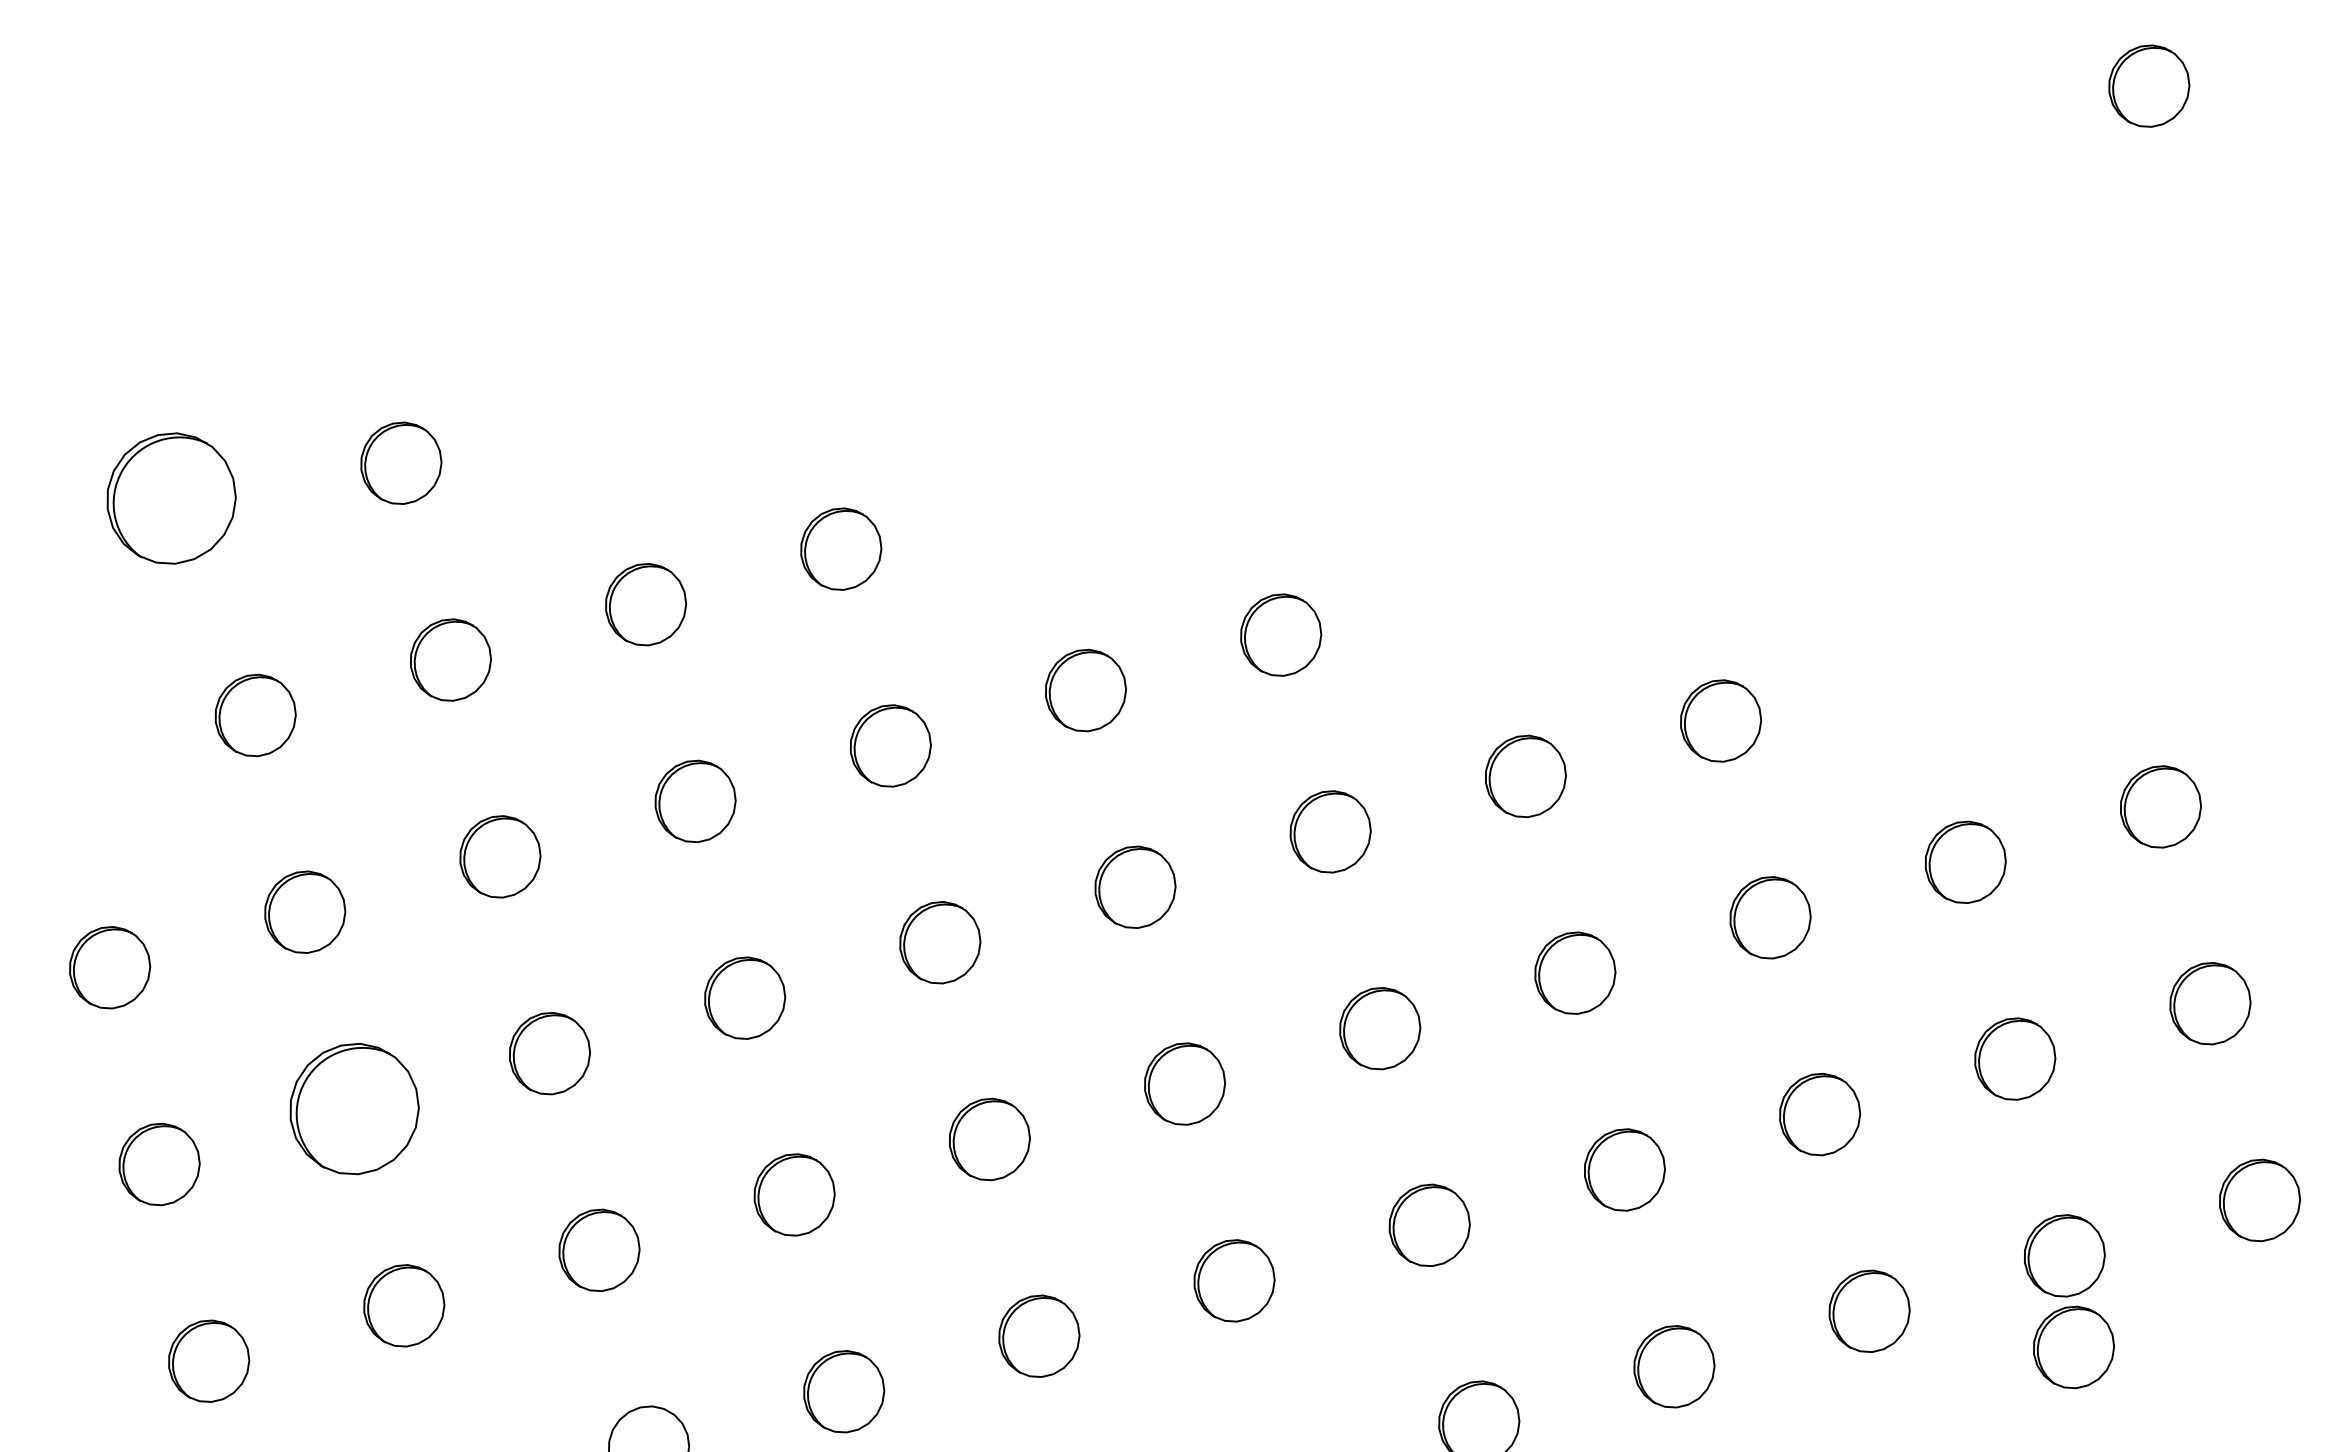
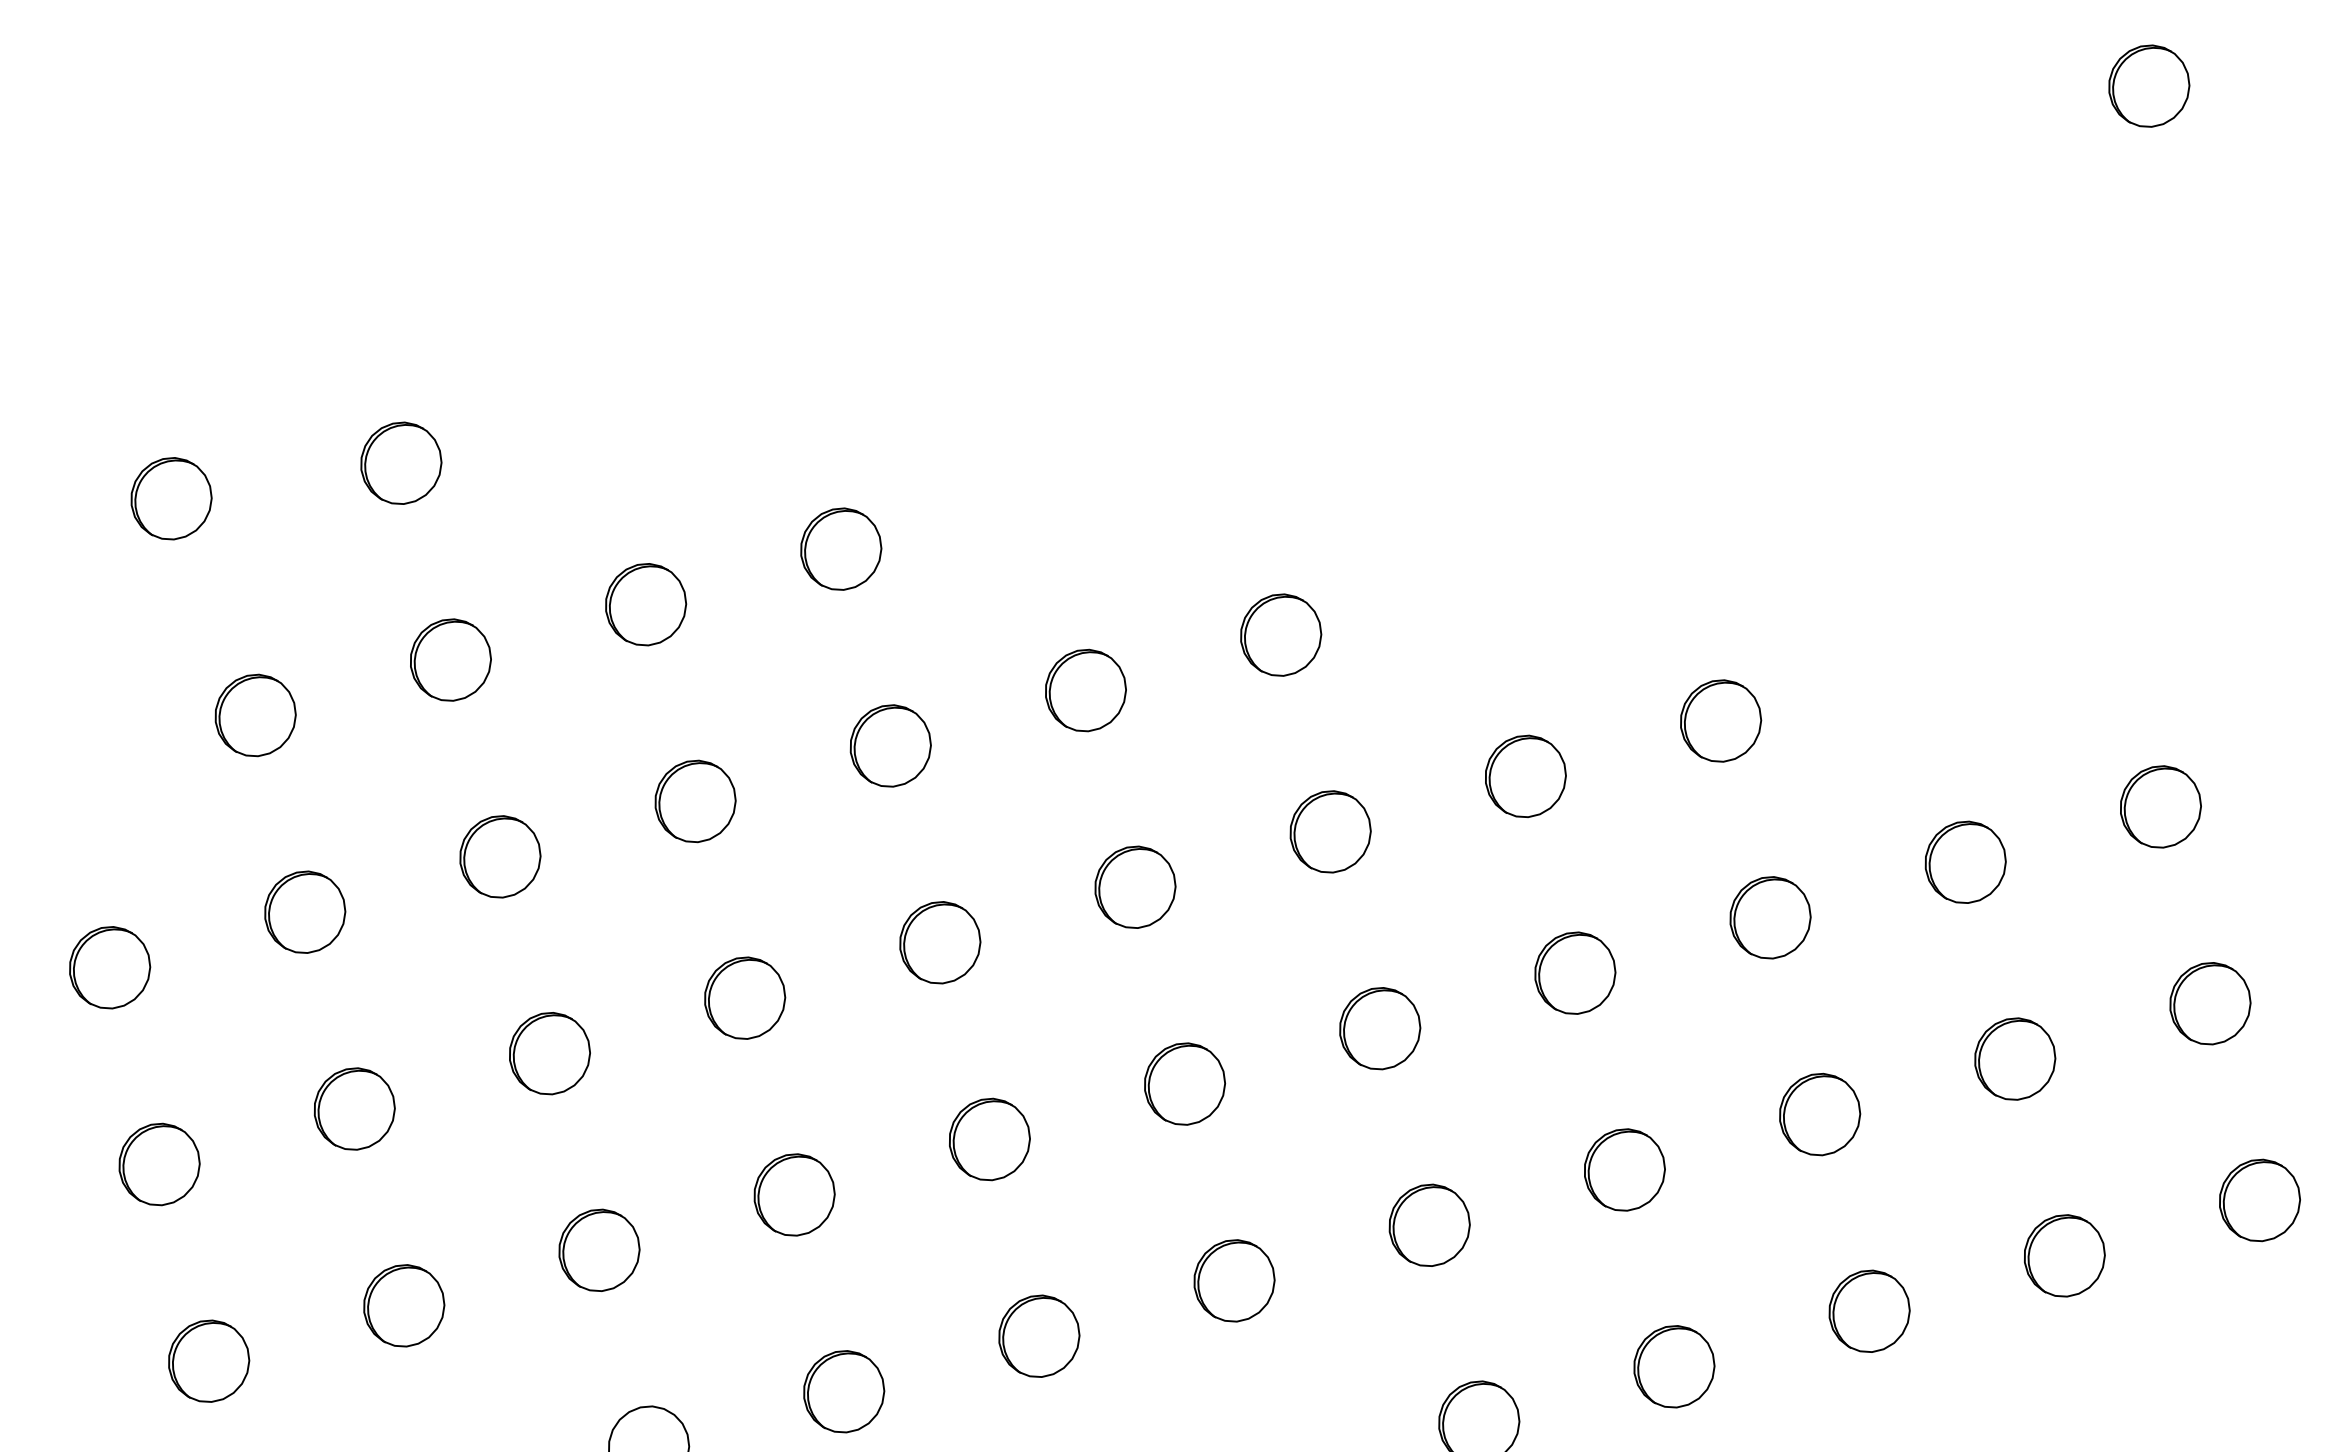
part size: 131x133 px -> 83x84 px (171, 498)
part size: 131x134 px -> 82x84 px (354, 1108)
part: present -> none (2073, 1347)
